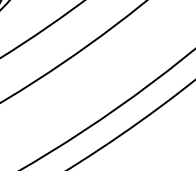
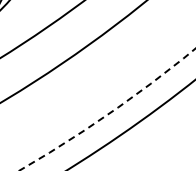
arc: solid -> dashed (110, 113)
